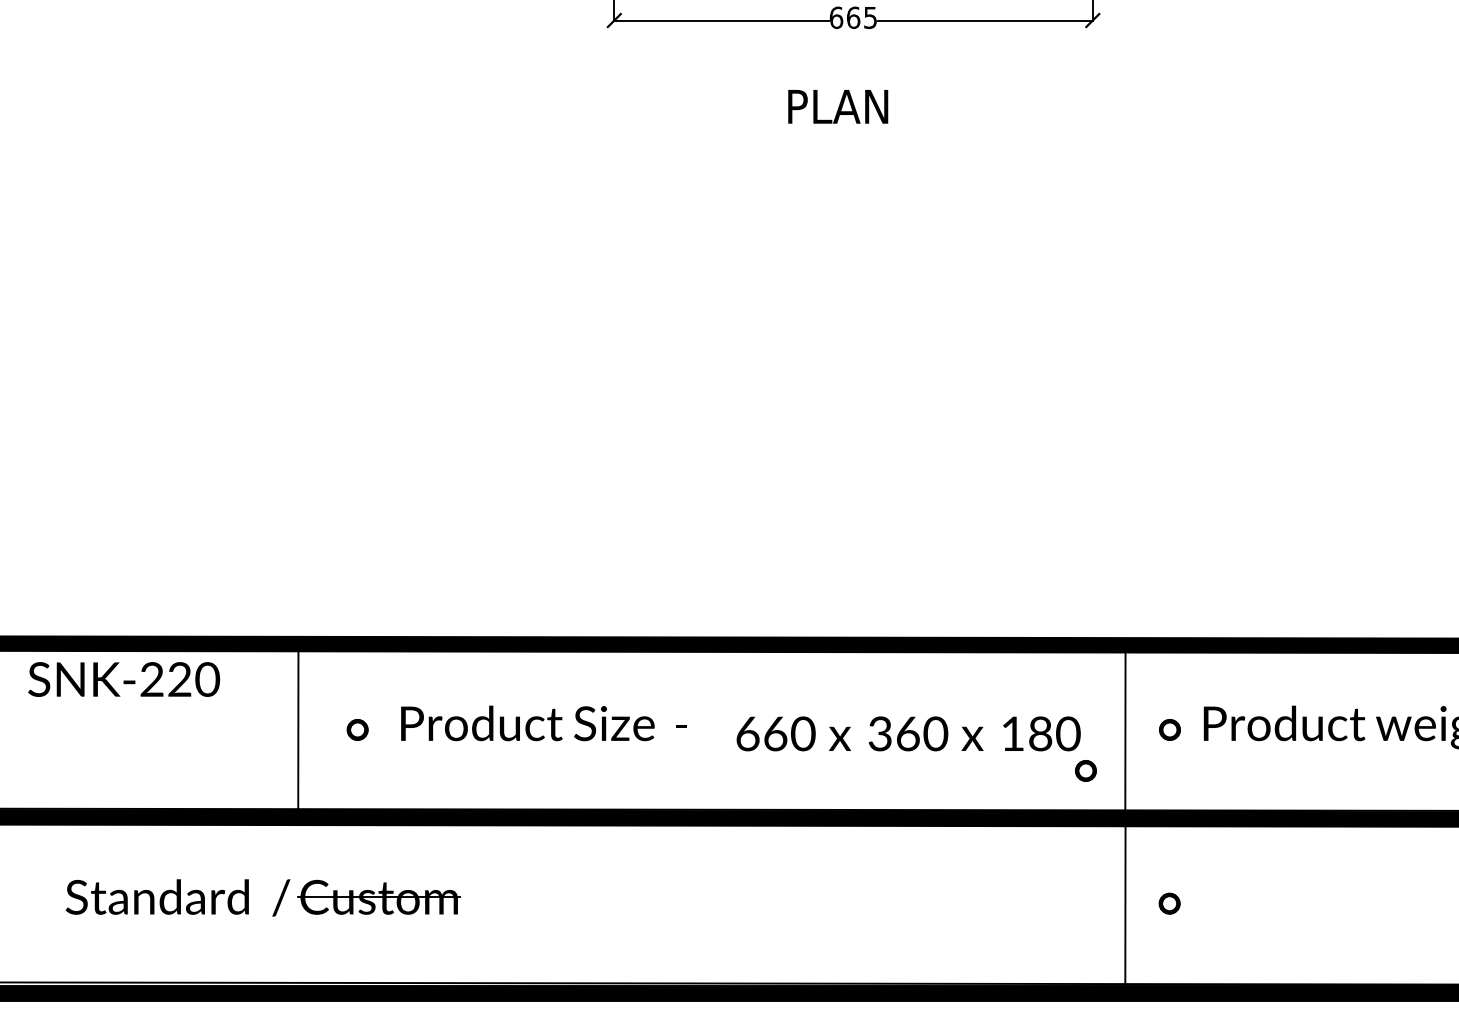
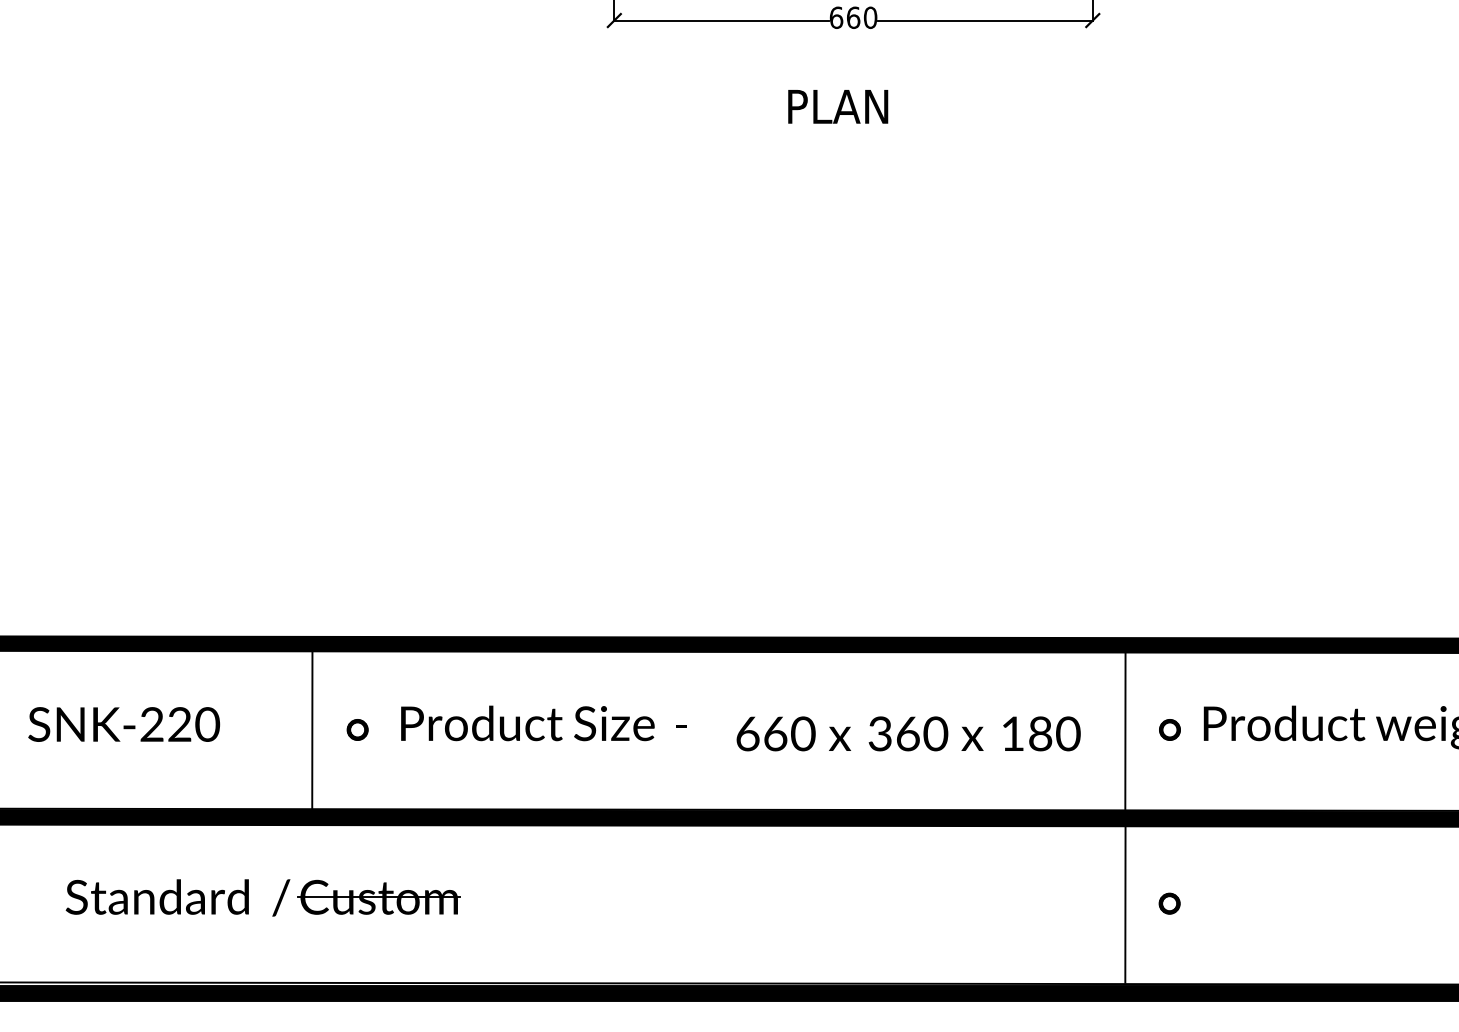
text: 665 -> 660 (870, 17)
text position: (124, 679) -> (124, 724) (124, 724)
line position: (298, 729) -> (312, 729) (312, 729)
part: present -> none (1085, 770)
